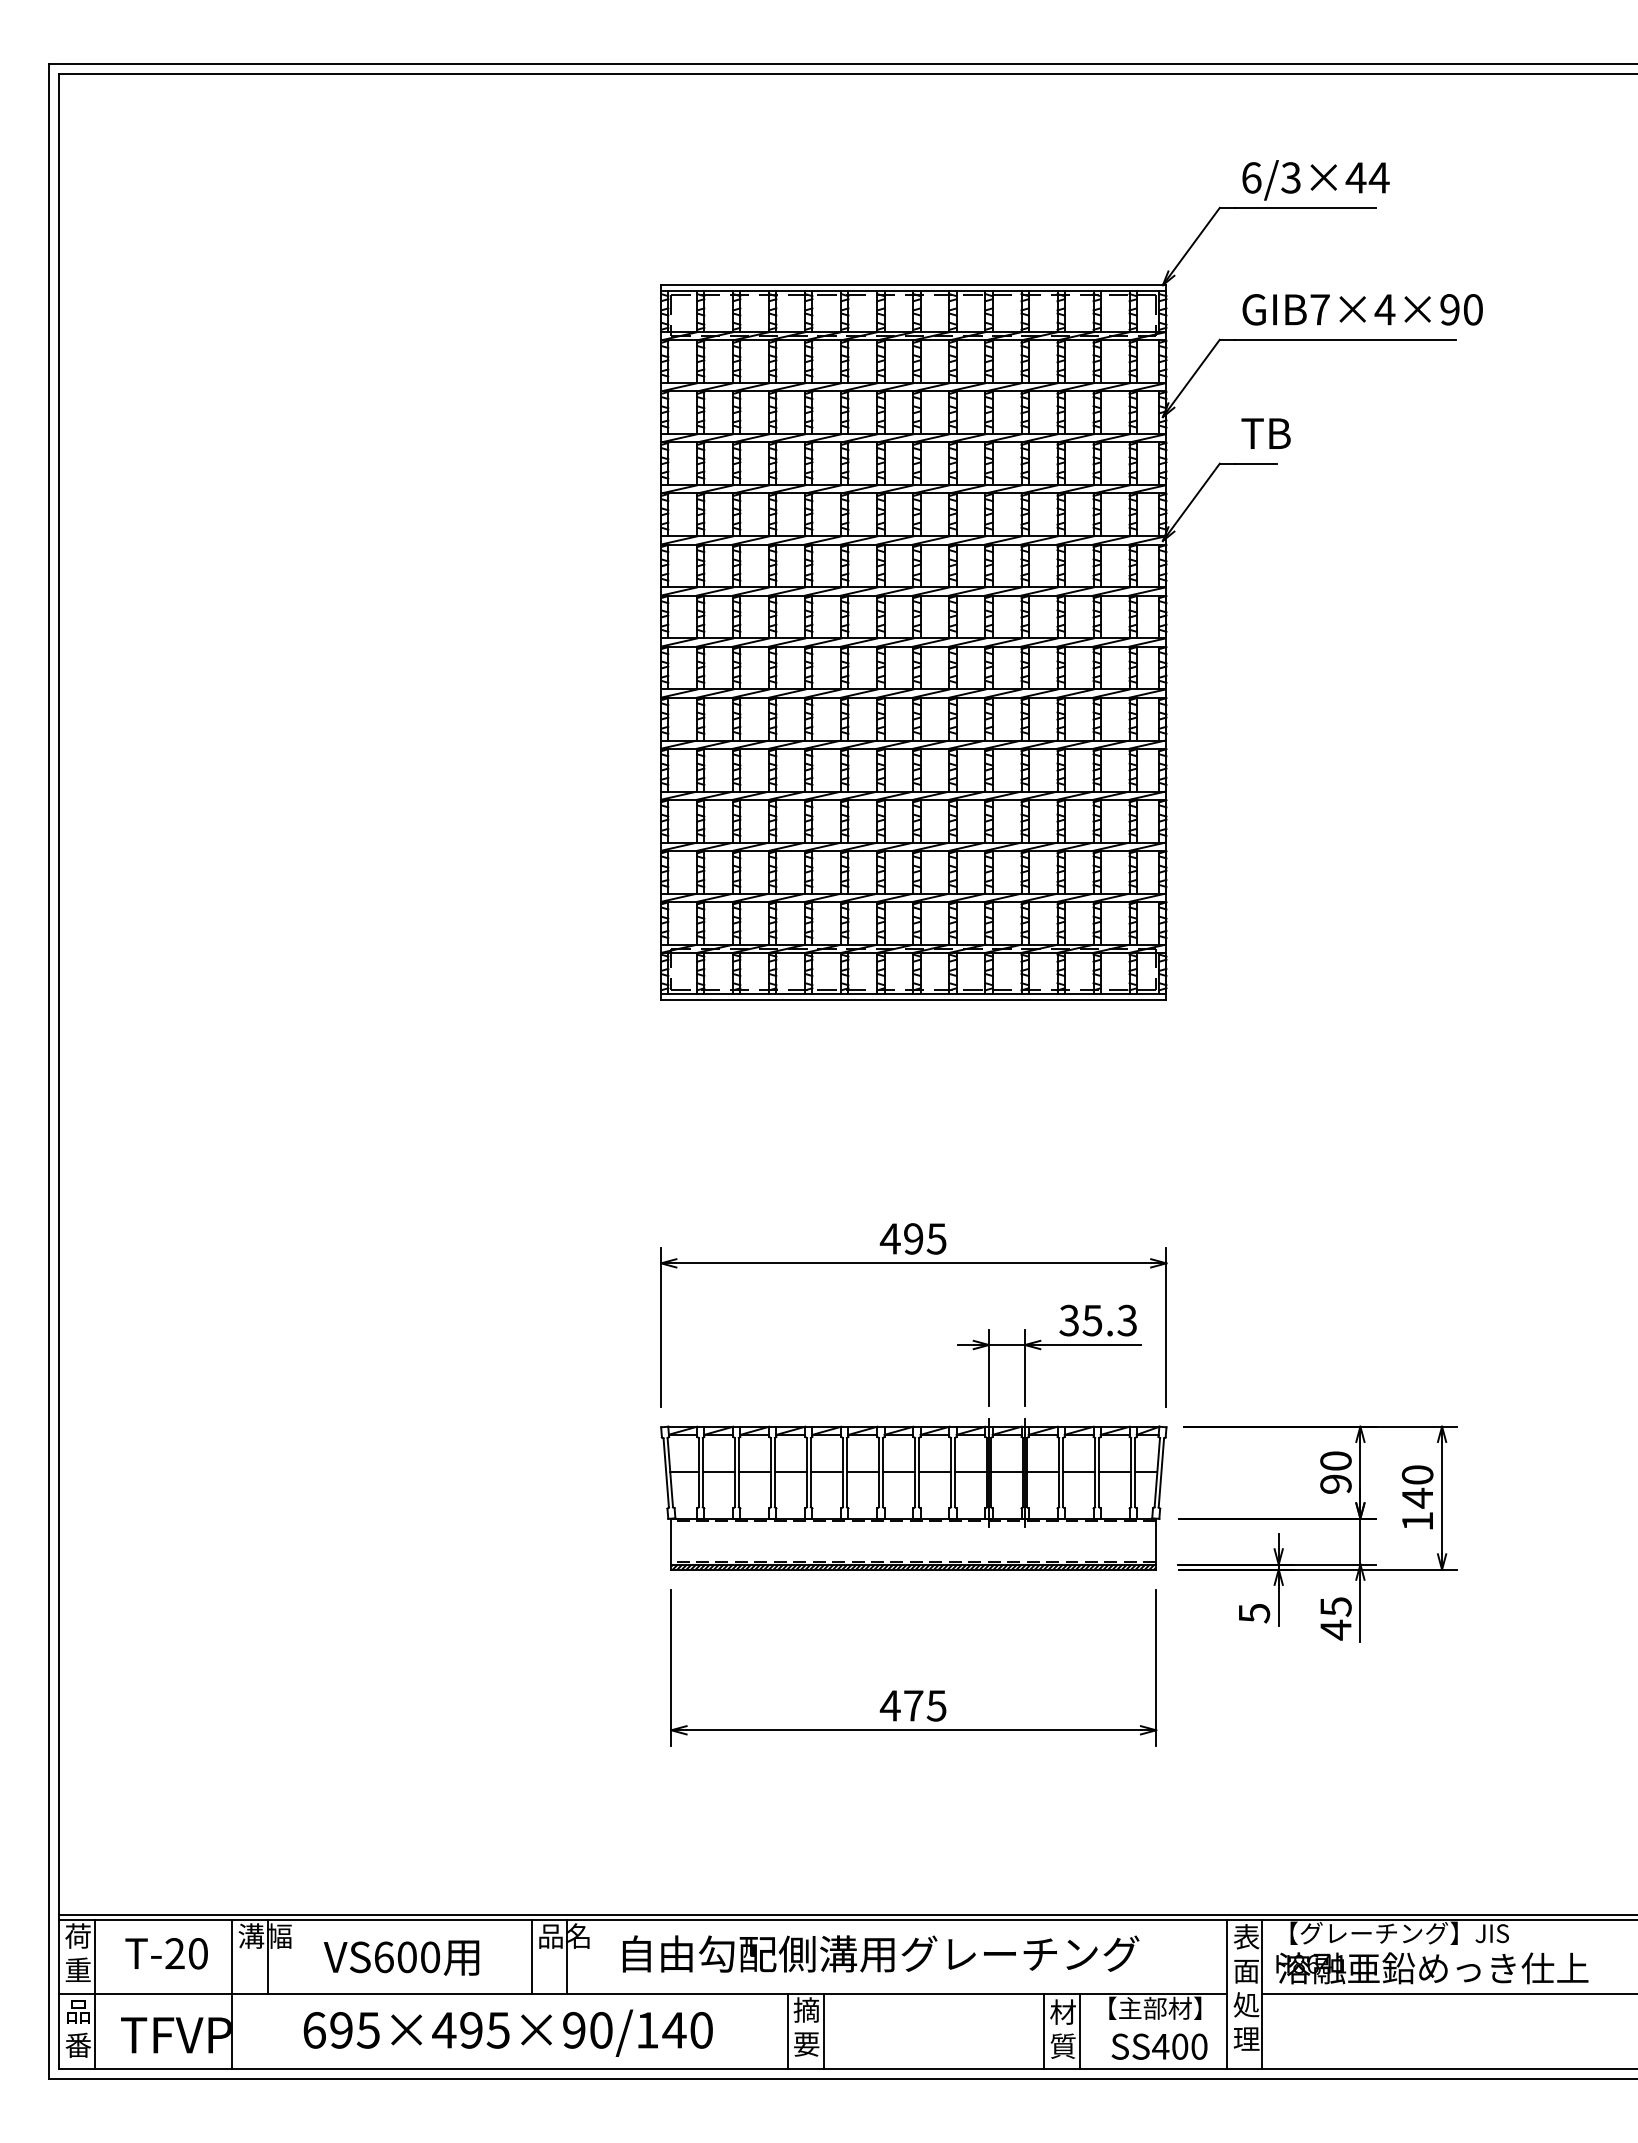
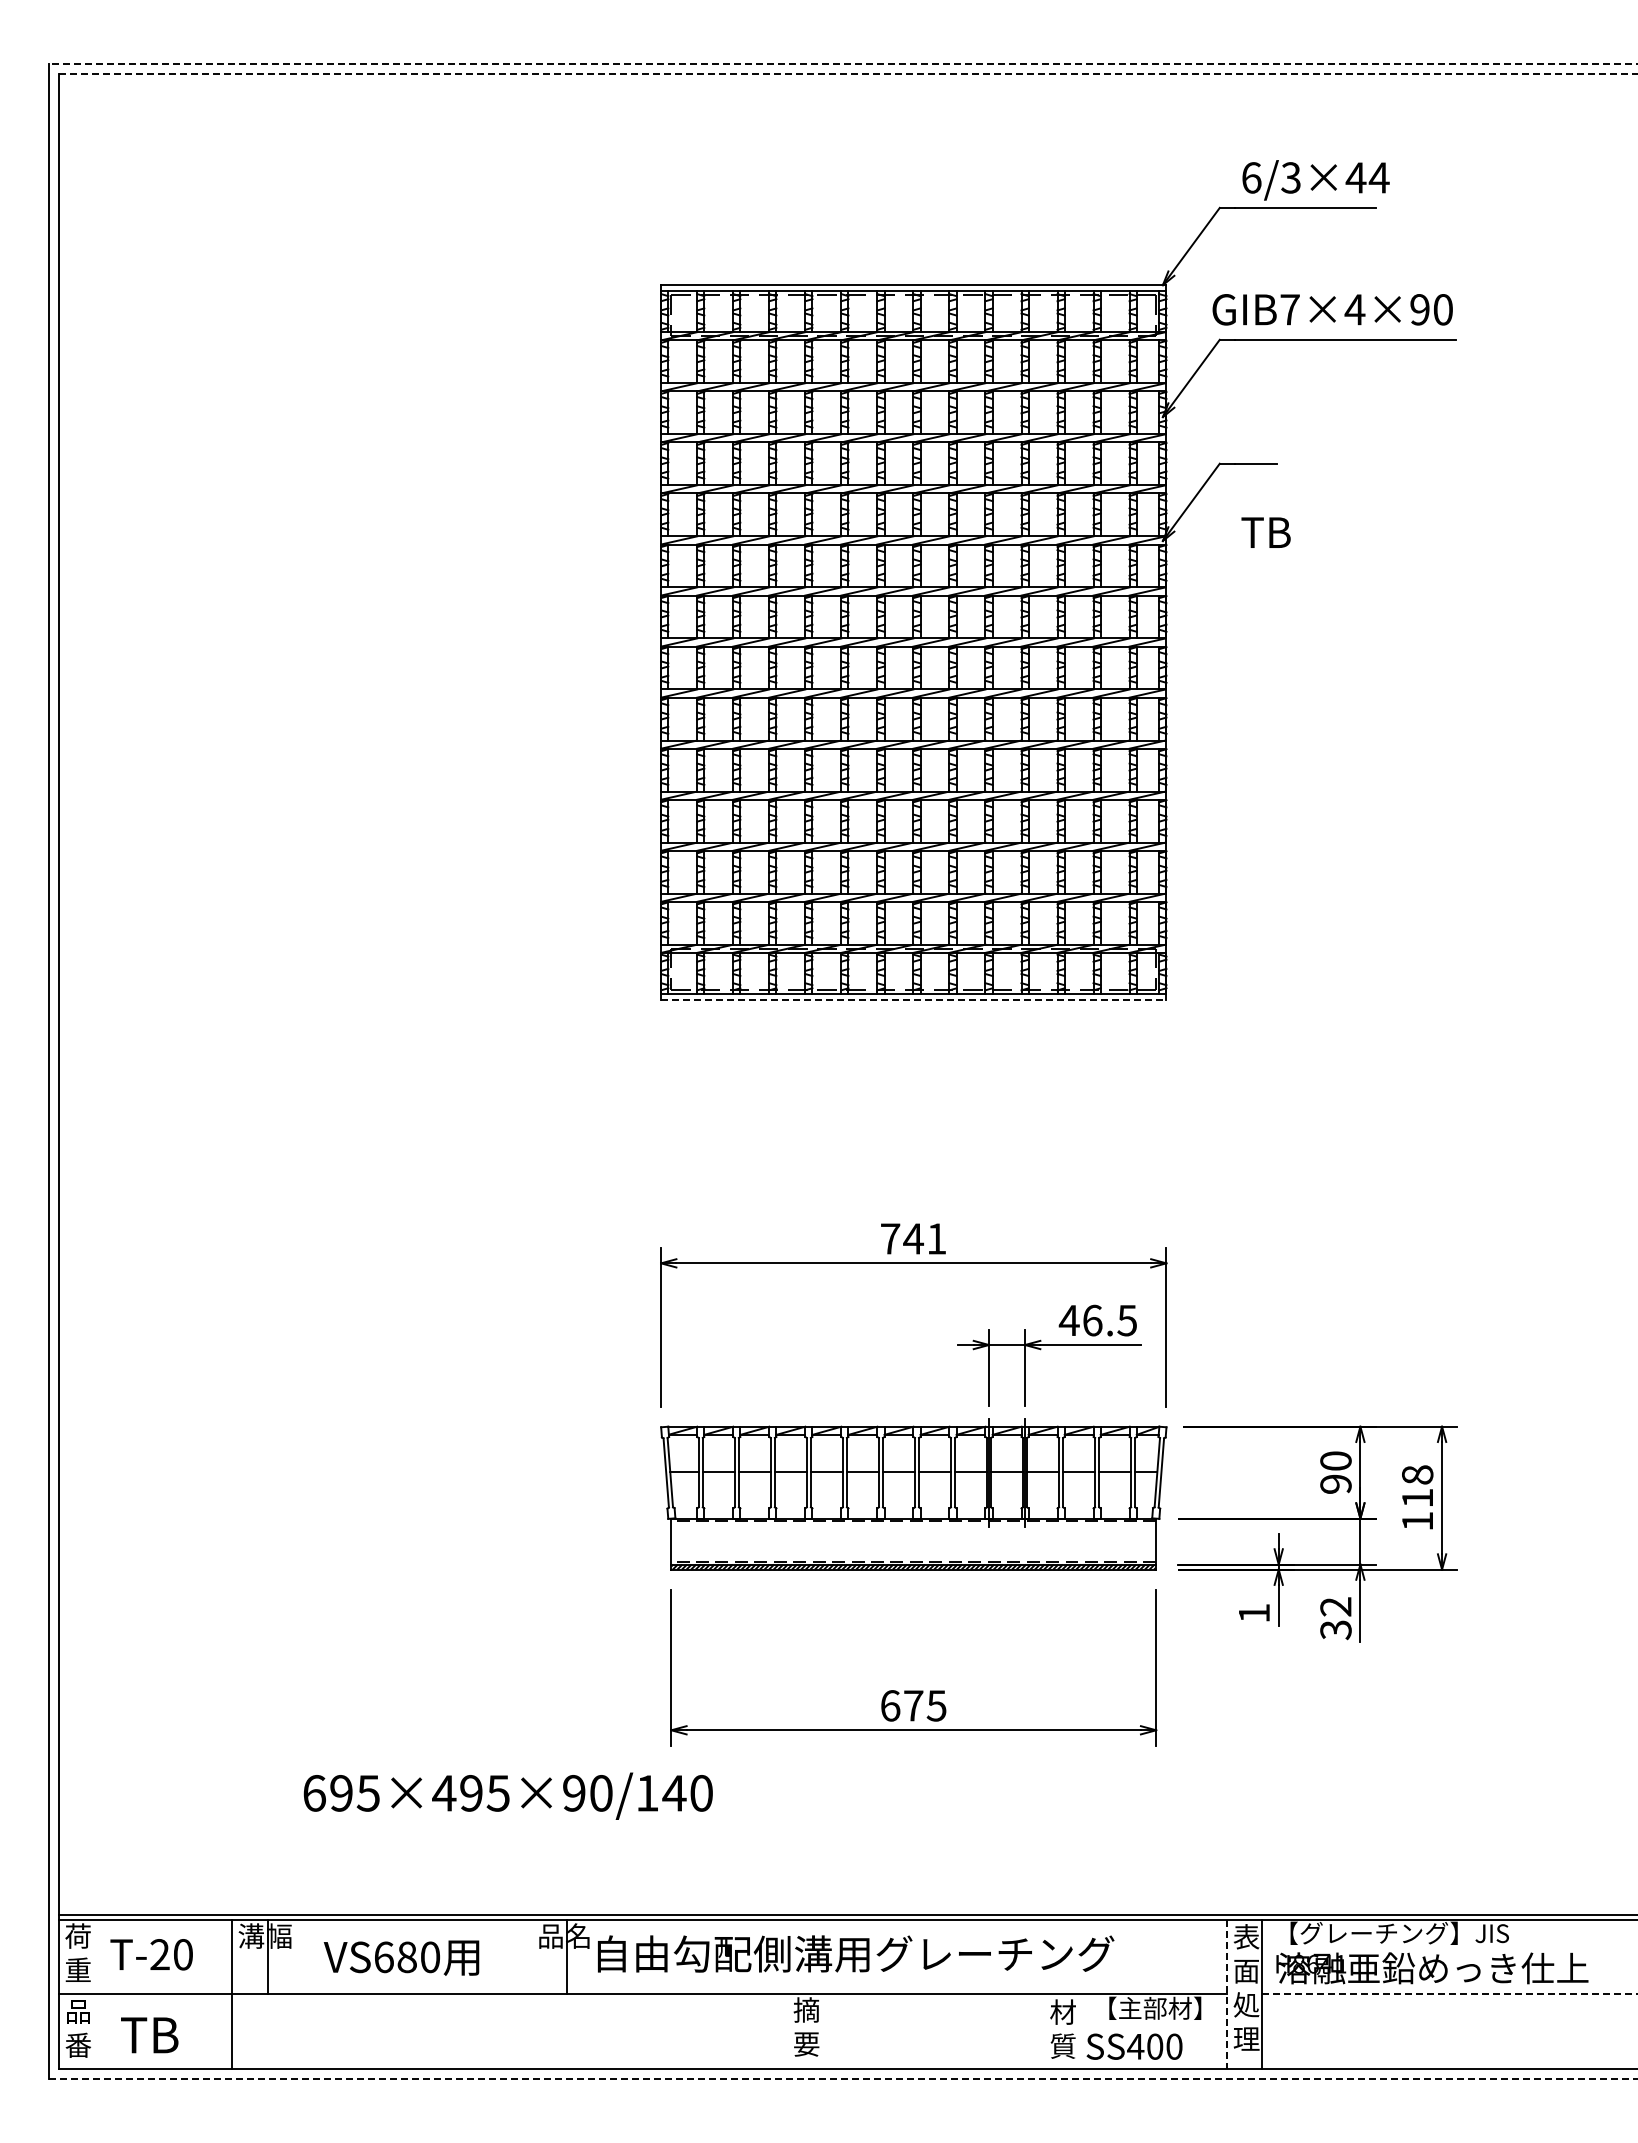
line: solid -> dashed (843, 64)
line: solid -> dashed (848, 73)
text position: (1362, 309) -> (1332, 309) (1332, 309)
text position: (1265, 433) -> (1265, 532) (1265, 532)
line: solid -> dashed (913, 999)
text: 495 -> 741 (912, 1238)
text: 35.3 -> 46.5 (1097, 1320)
text: 140 -> 118 (1417, 1486)
text: 5 -> 1 (1254, 1613)
text: 45 -> 32 (1335, 1618)
text: 475 -> 675 (889, 1705)
text position: (166, 1953) -> (151, 1954) (151, 1954)
text position: (881, 1953) -> (856, 1953) (856, 1953)
text: VS600 -> VS680 (406, 1956)
line: present -> none (531, 1957)
line: present -> none (95, 1994)
line: solid -> dashed (1226, 1994)
line: solid -> dashed (1450, 1994)
line: present -> none (788, 2031)
line: present -> none (823, 2031)
line: present -> none (1044, 2031)
line: present -> none (1080, 2031)
text position: (507, 2032) -> (507, 1795) (507, 1795)
text: TFVP -> TB (194, 2035)
text position: (1159, 2046) -> (1134, 2046) (1134, 2046)
line: solid -> dashed (844, 2078)
